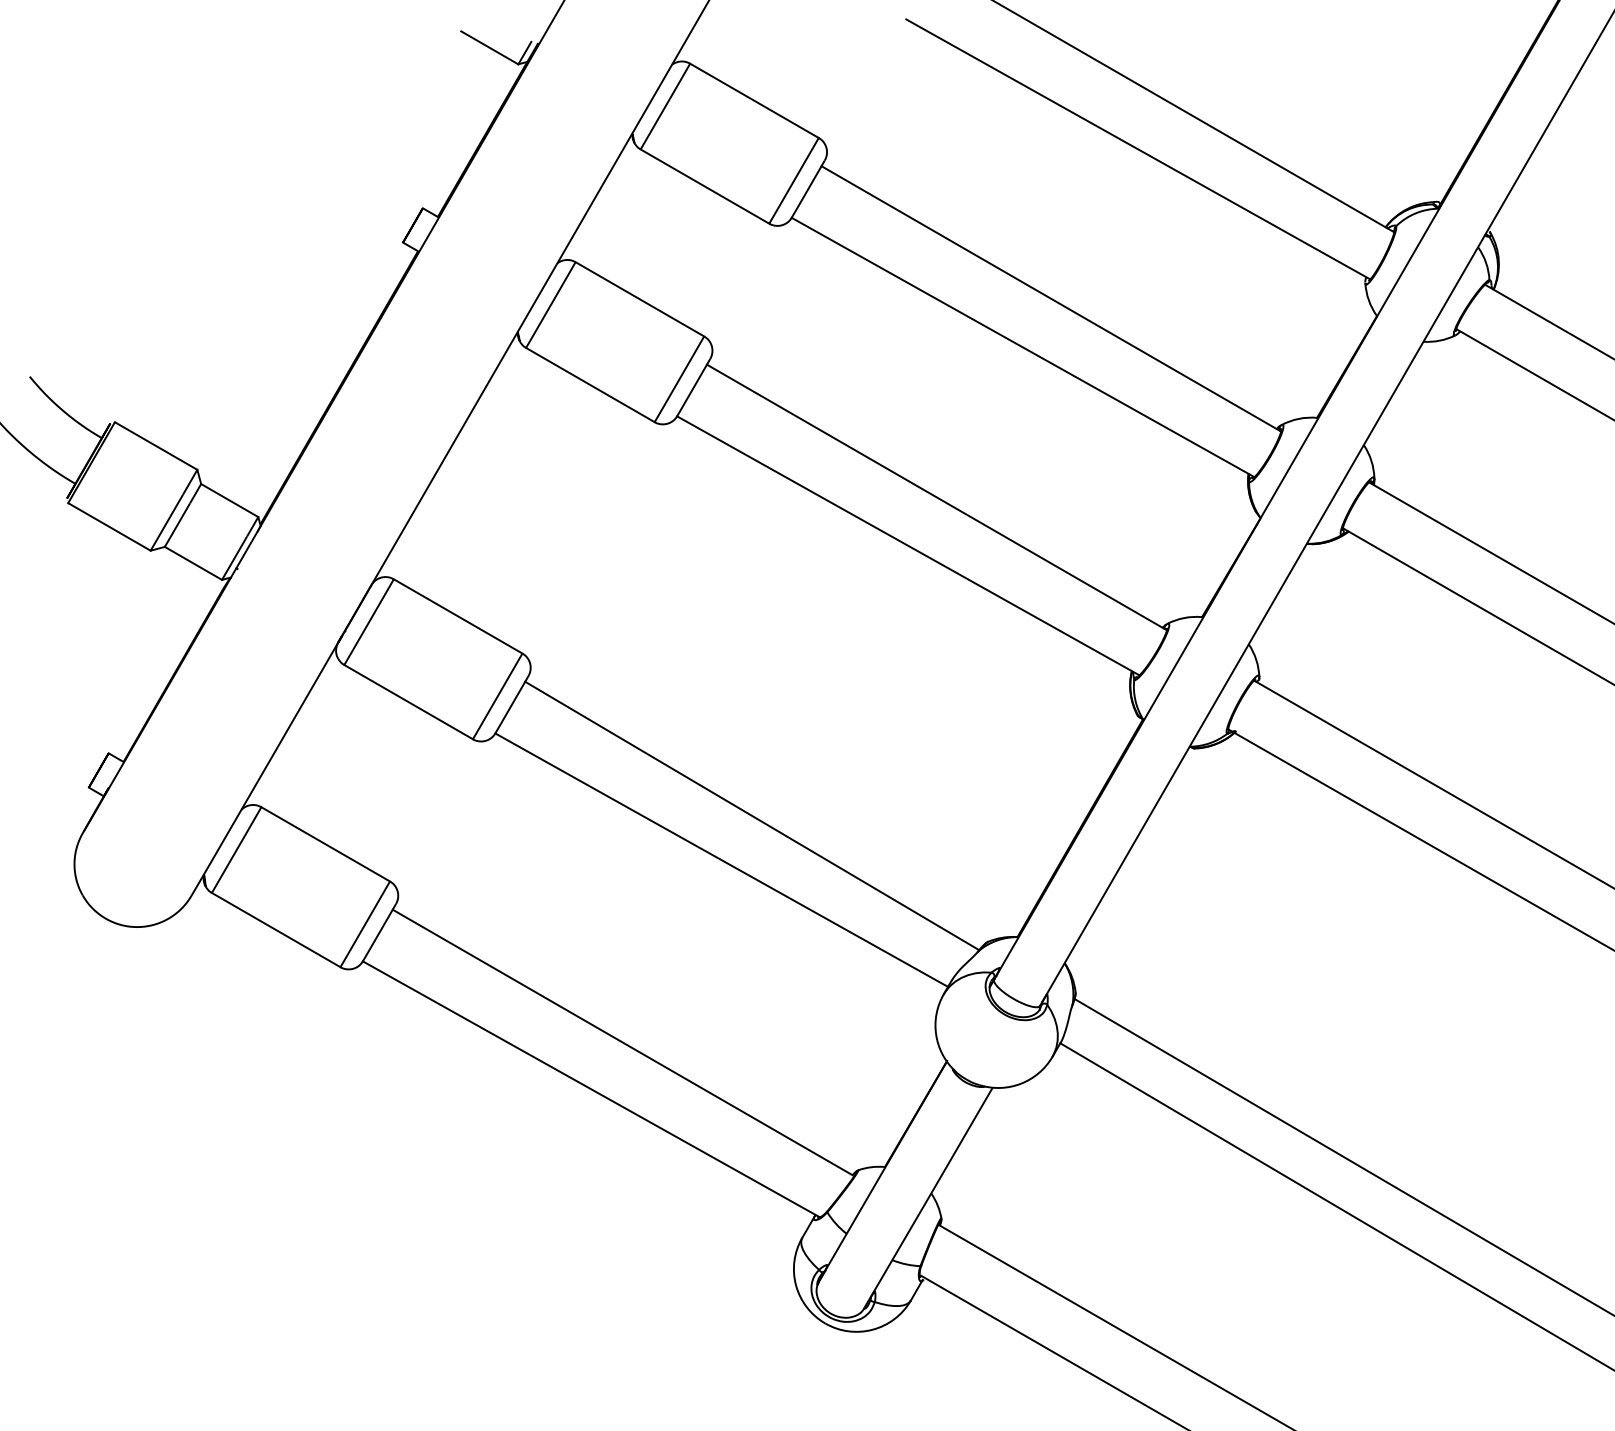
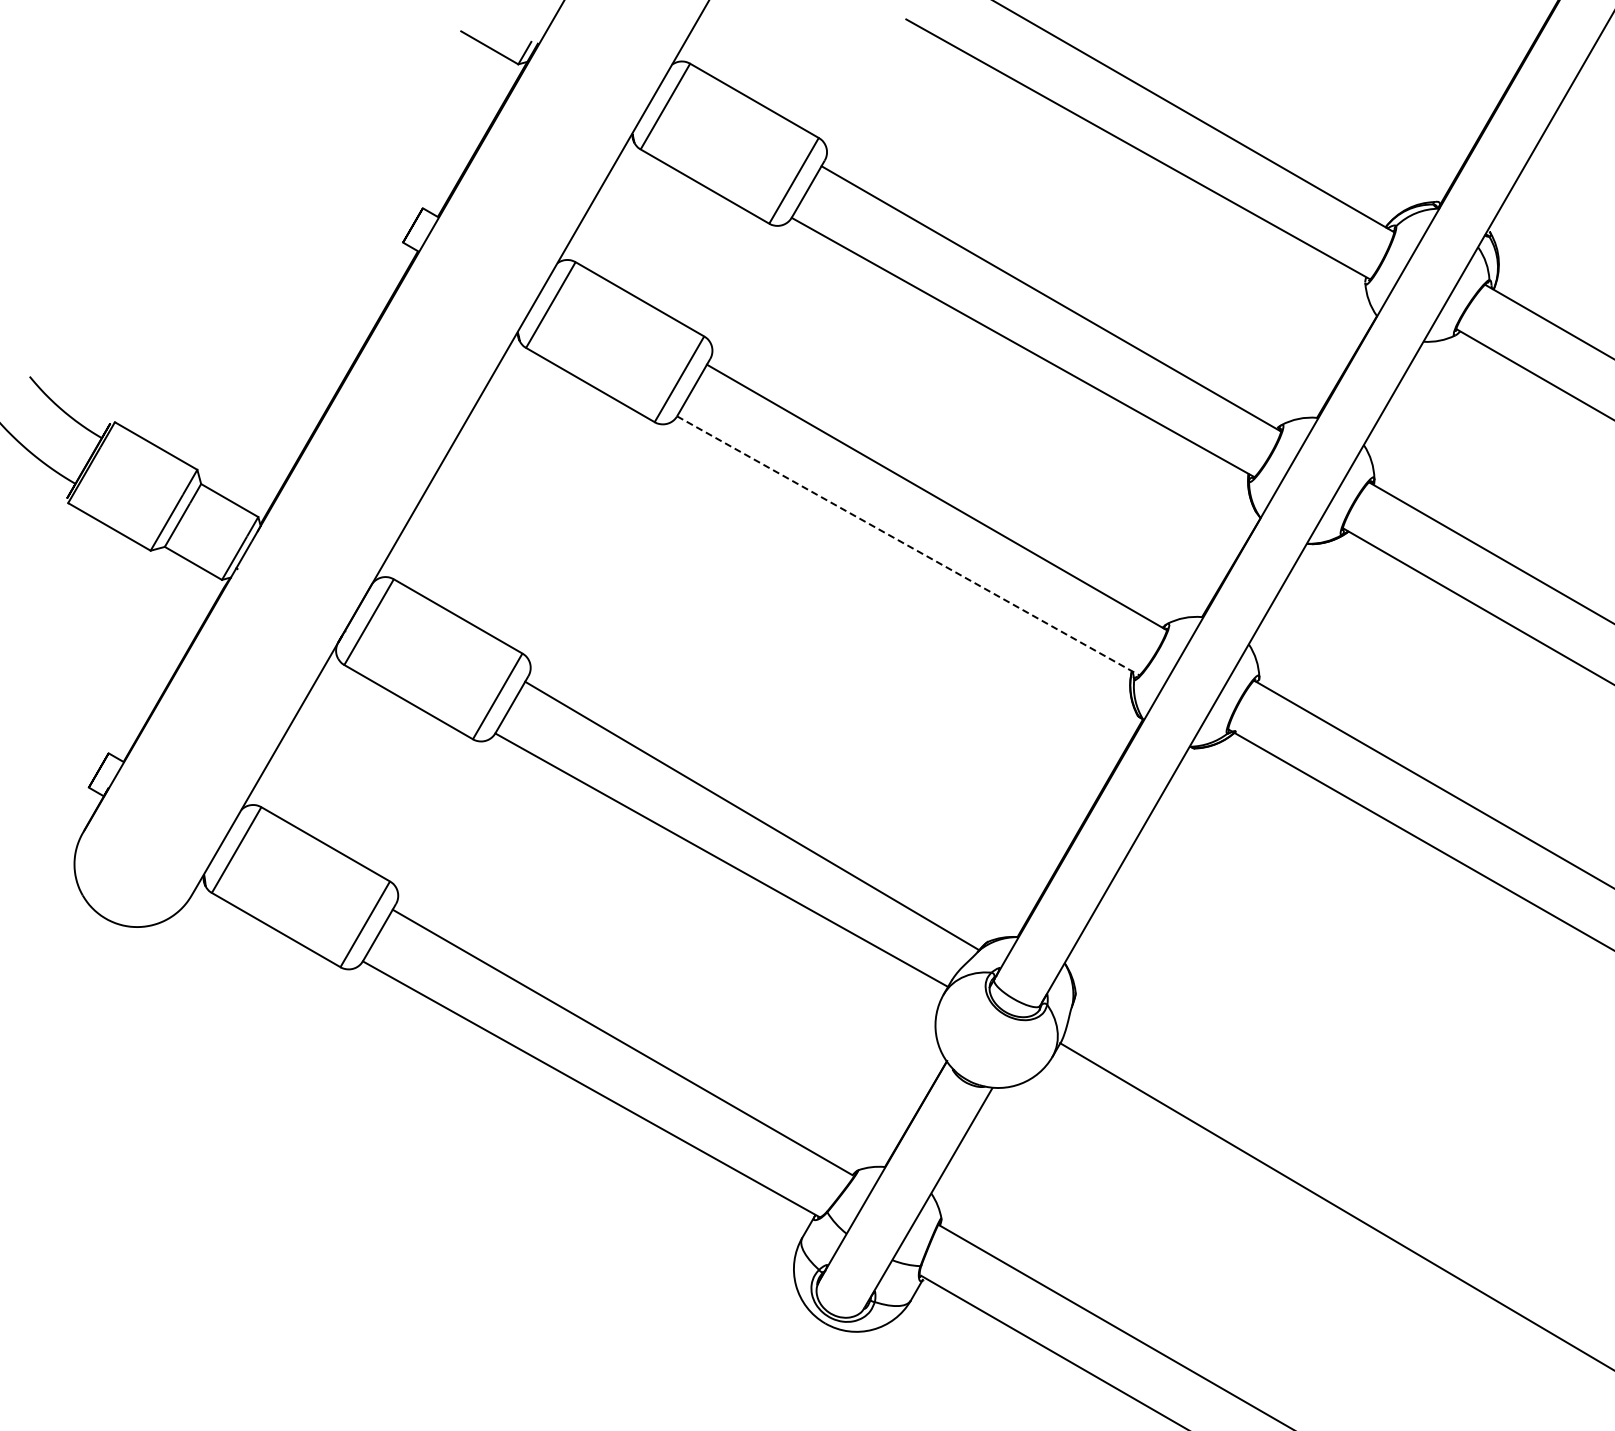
line: solid -> dashed (908, 546)
line: present -> none (1342, 1156)
